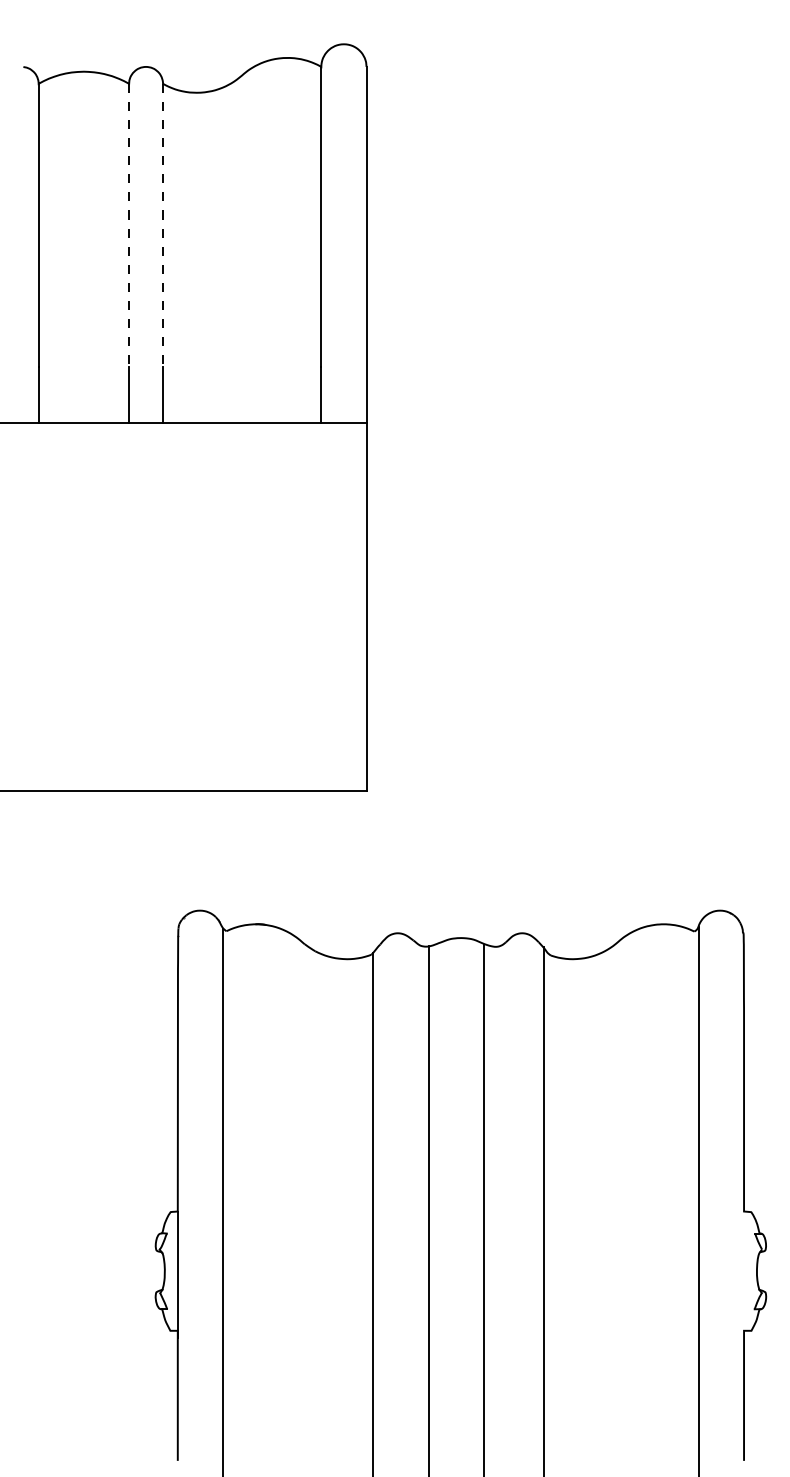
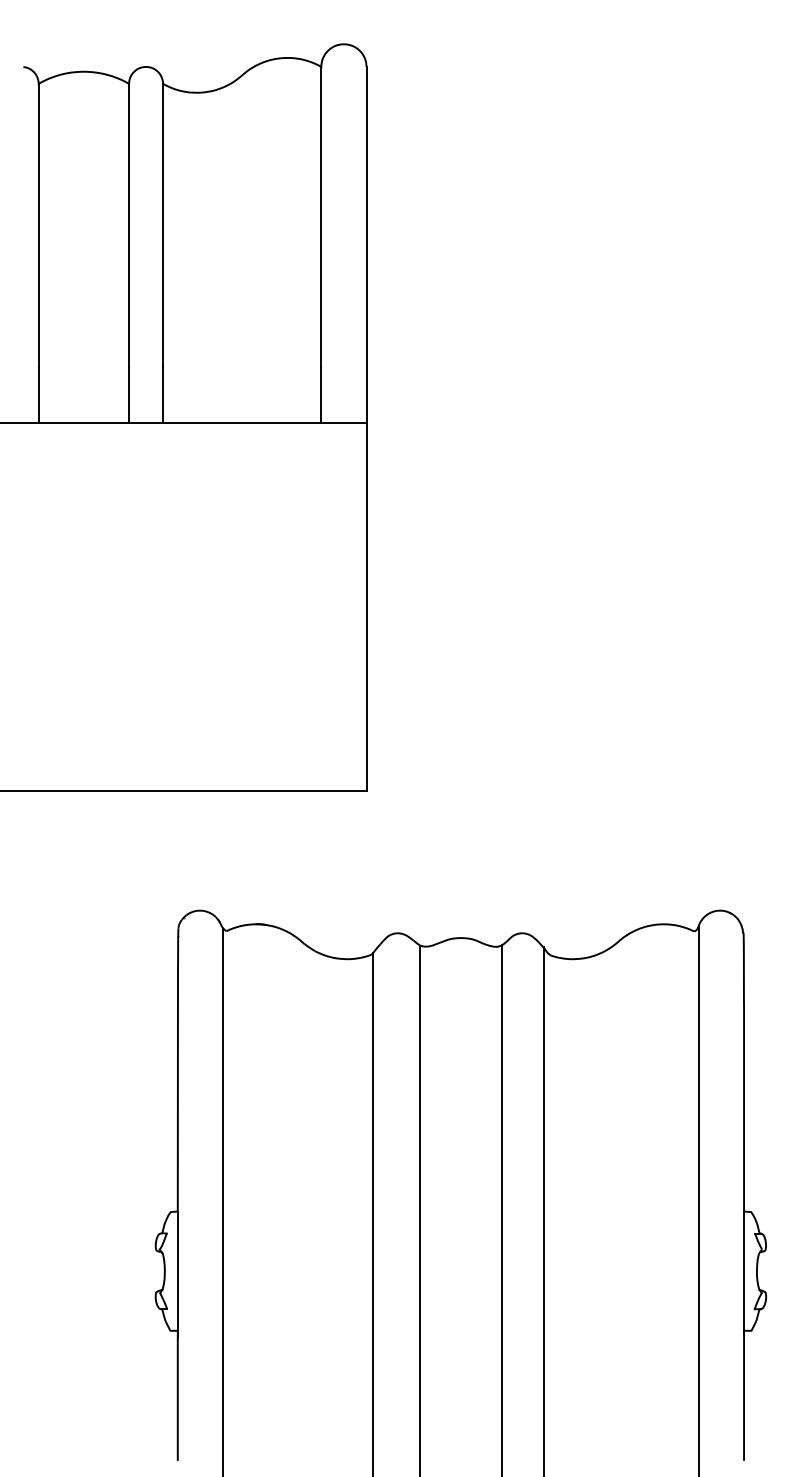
line: dashed -> solid (129, 225)
line: dashed -> solid (163, 225)
line position: (429, 1209) -> (420, 1209) (420, 1209)
line position: (483, 1209) -> (501, 1209) (501, 1209)
line: none -> present (744, 1272)
